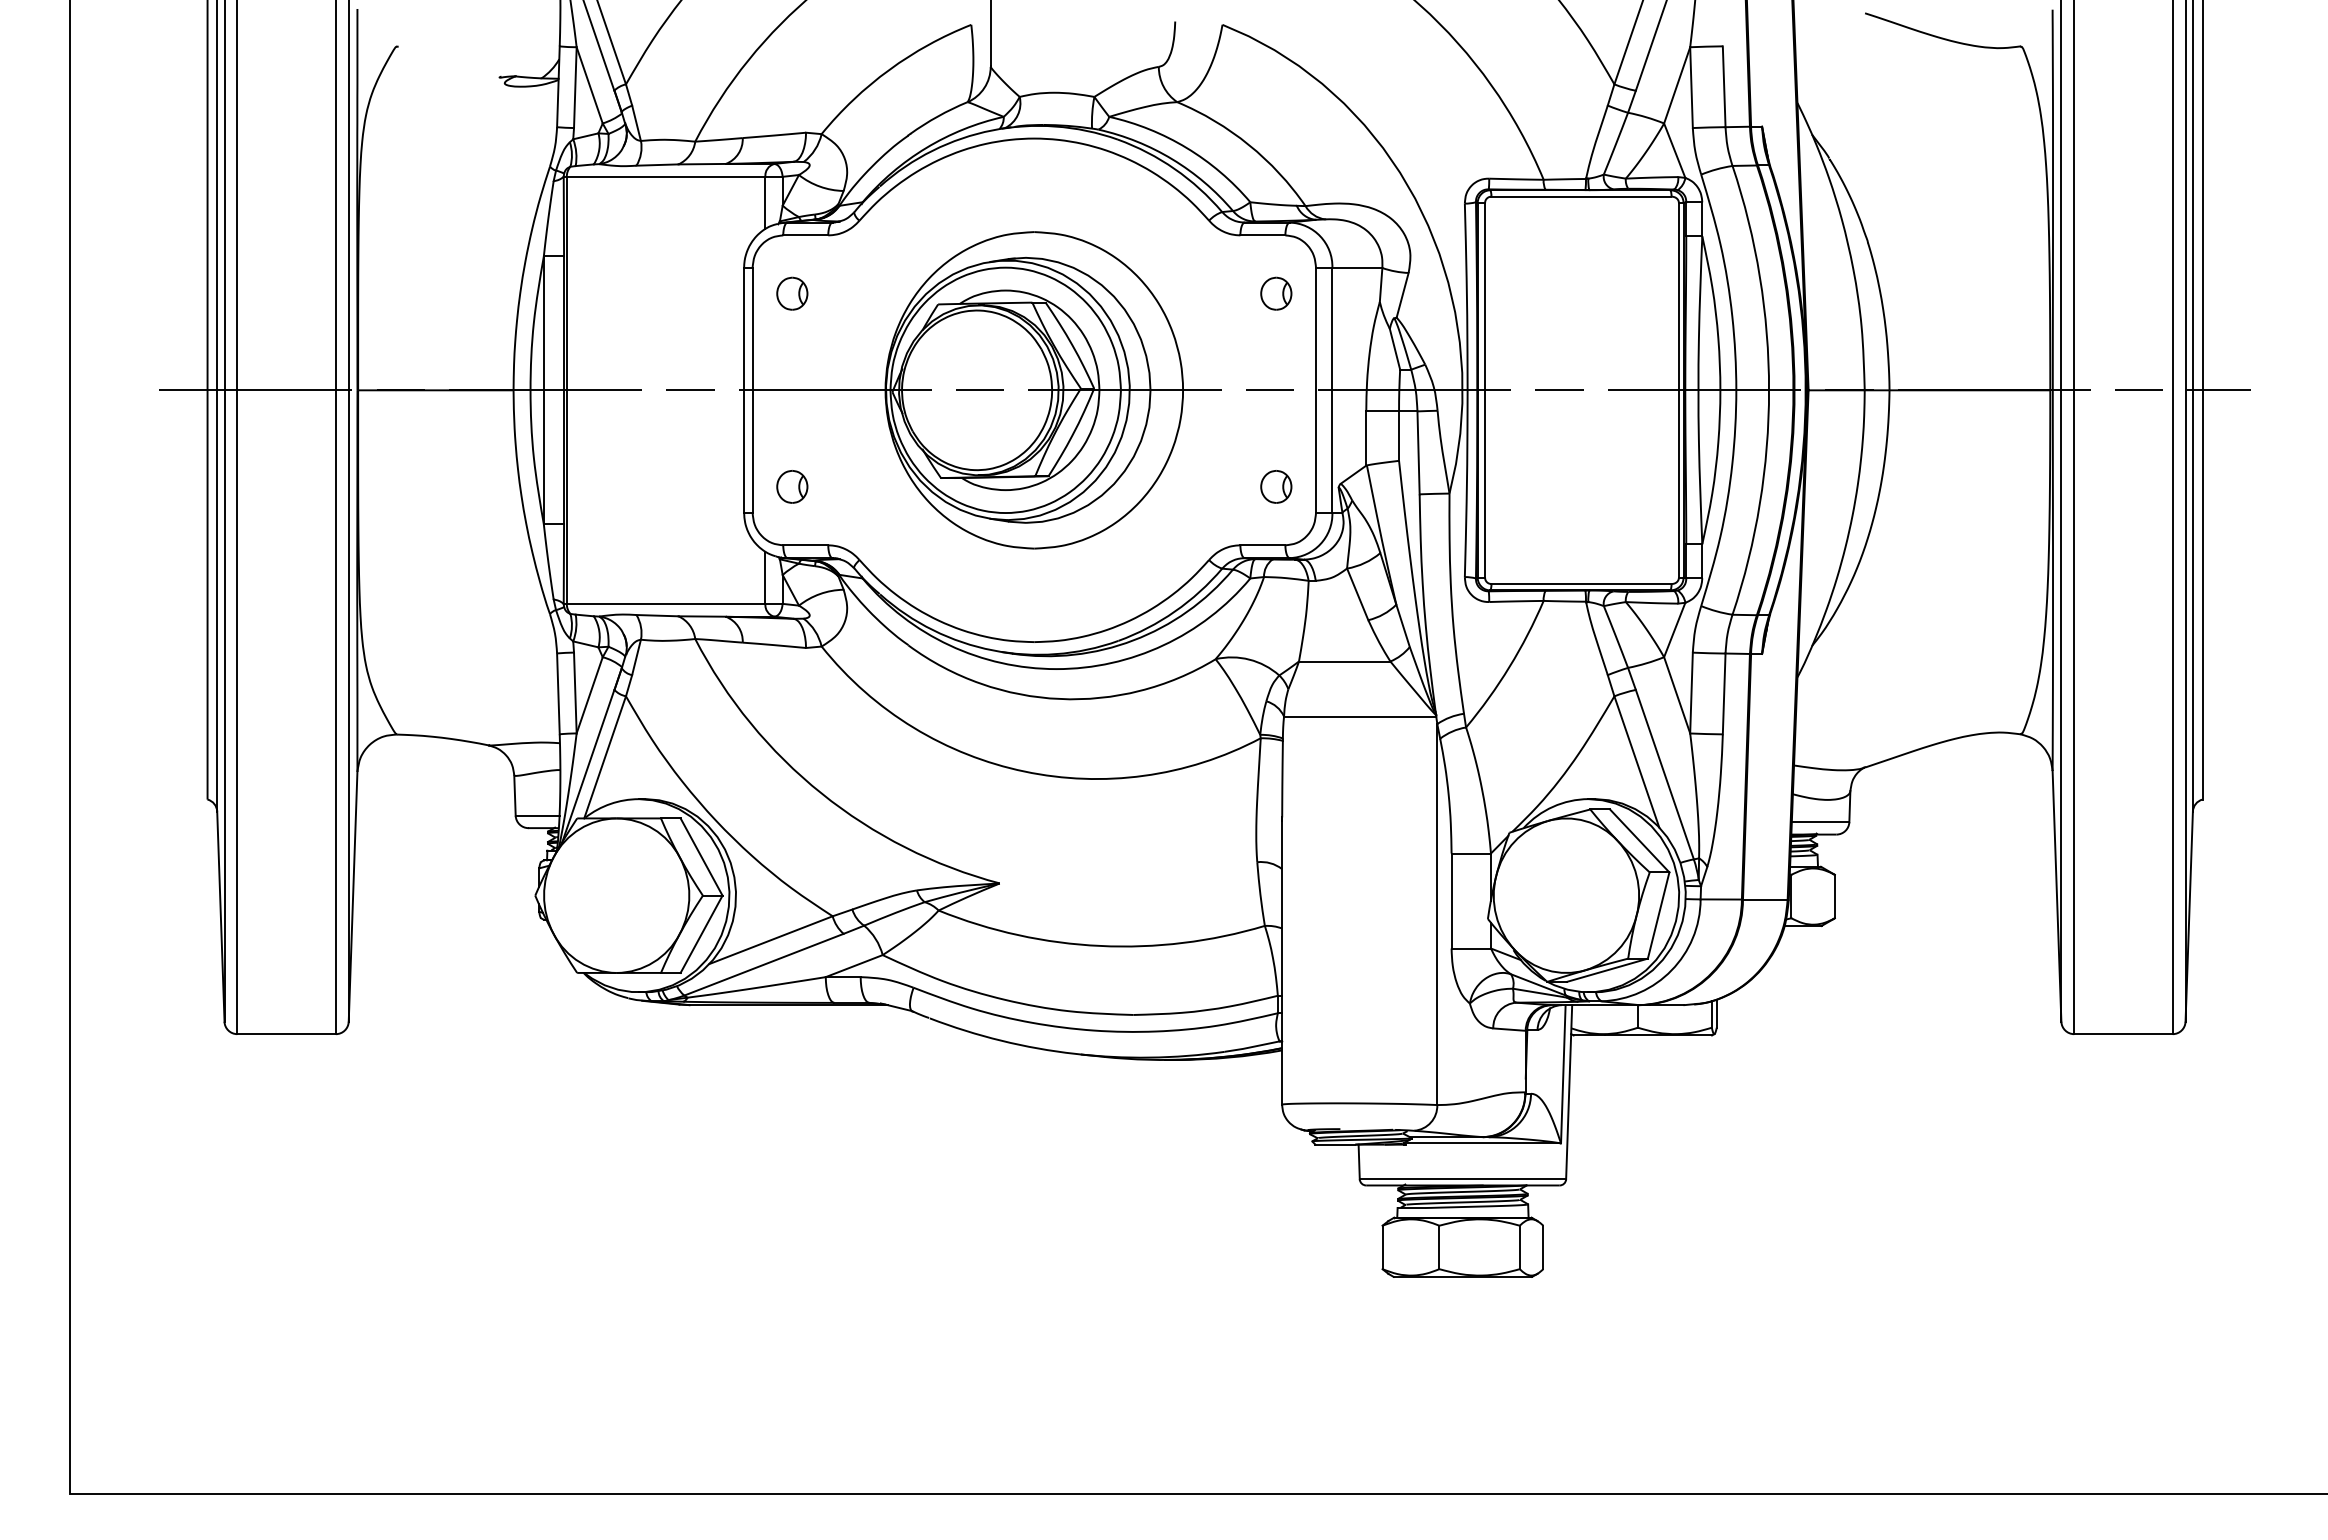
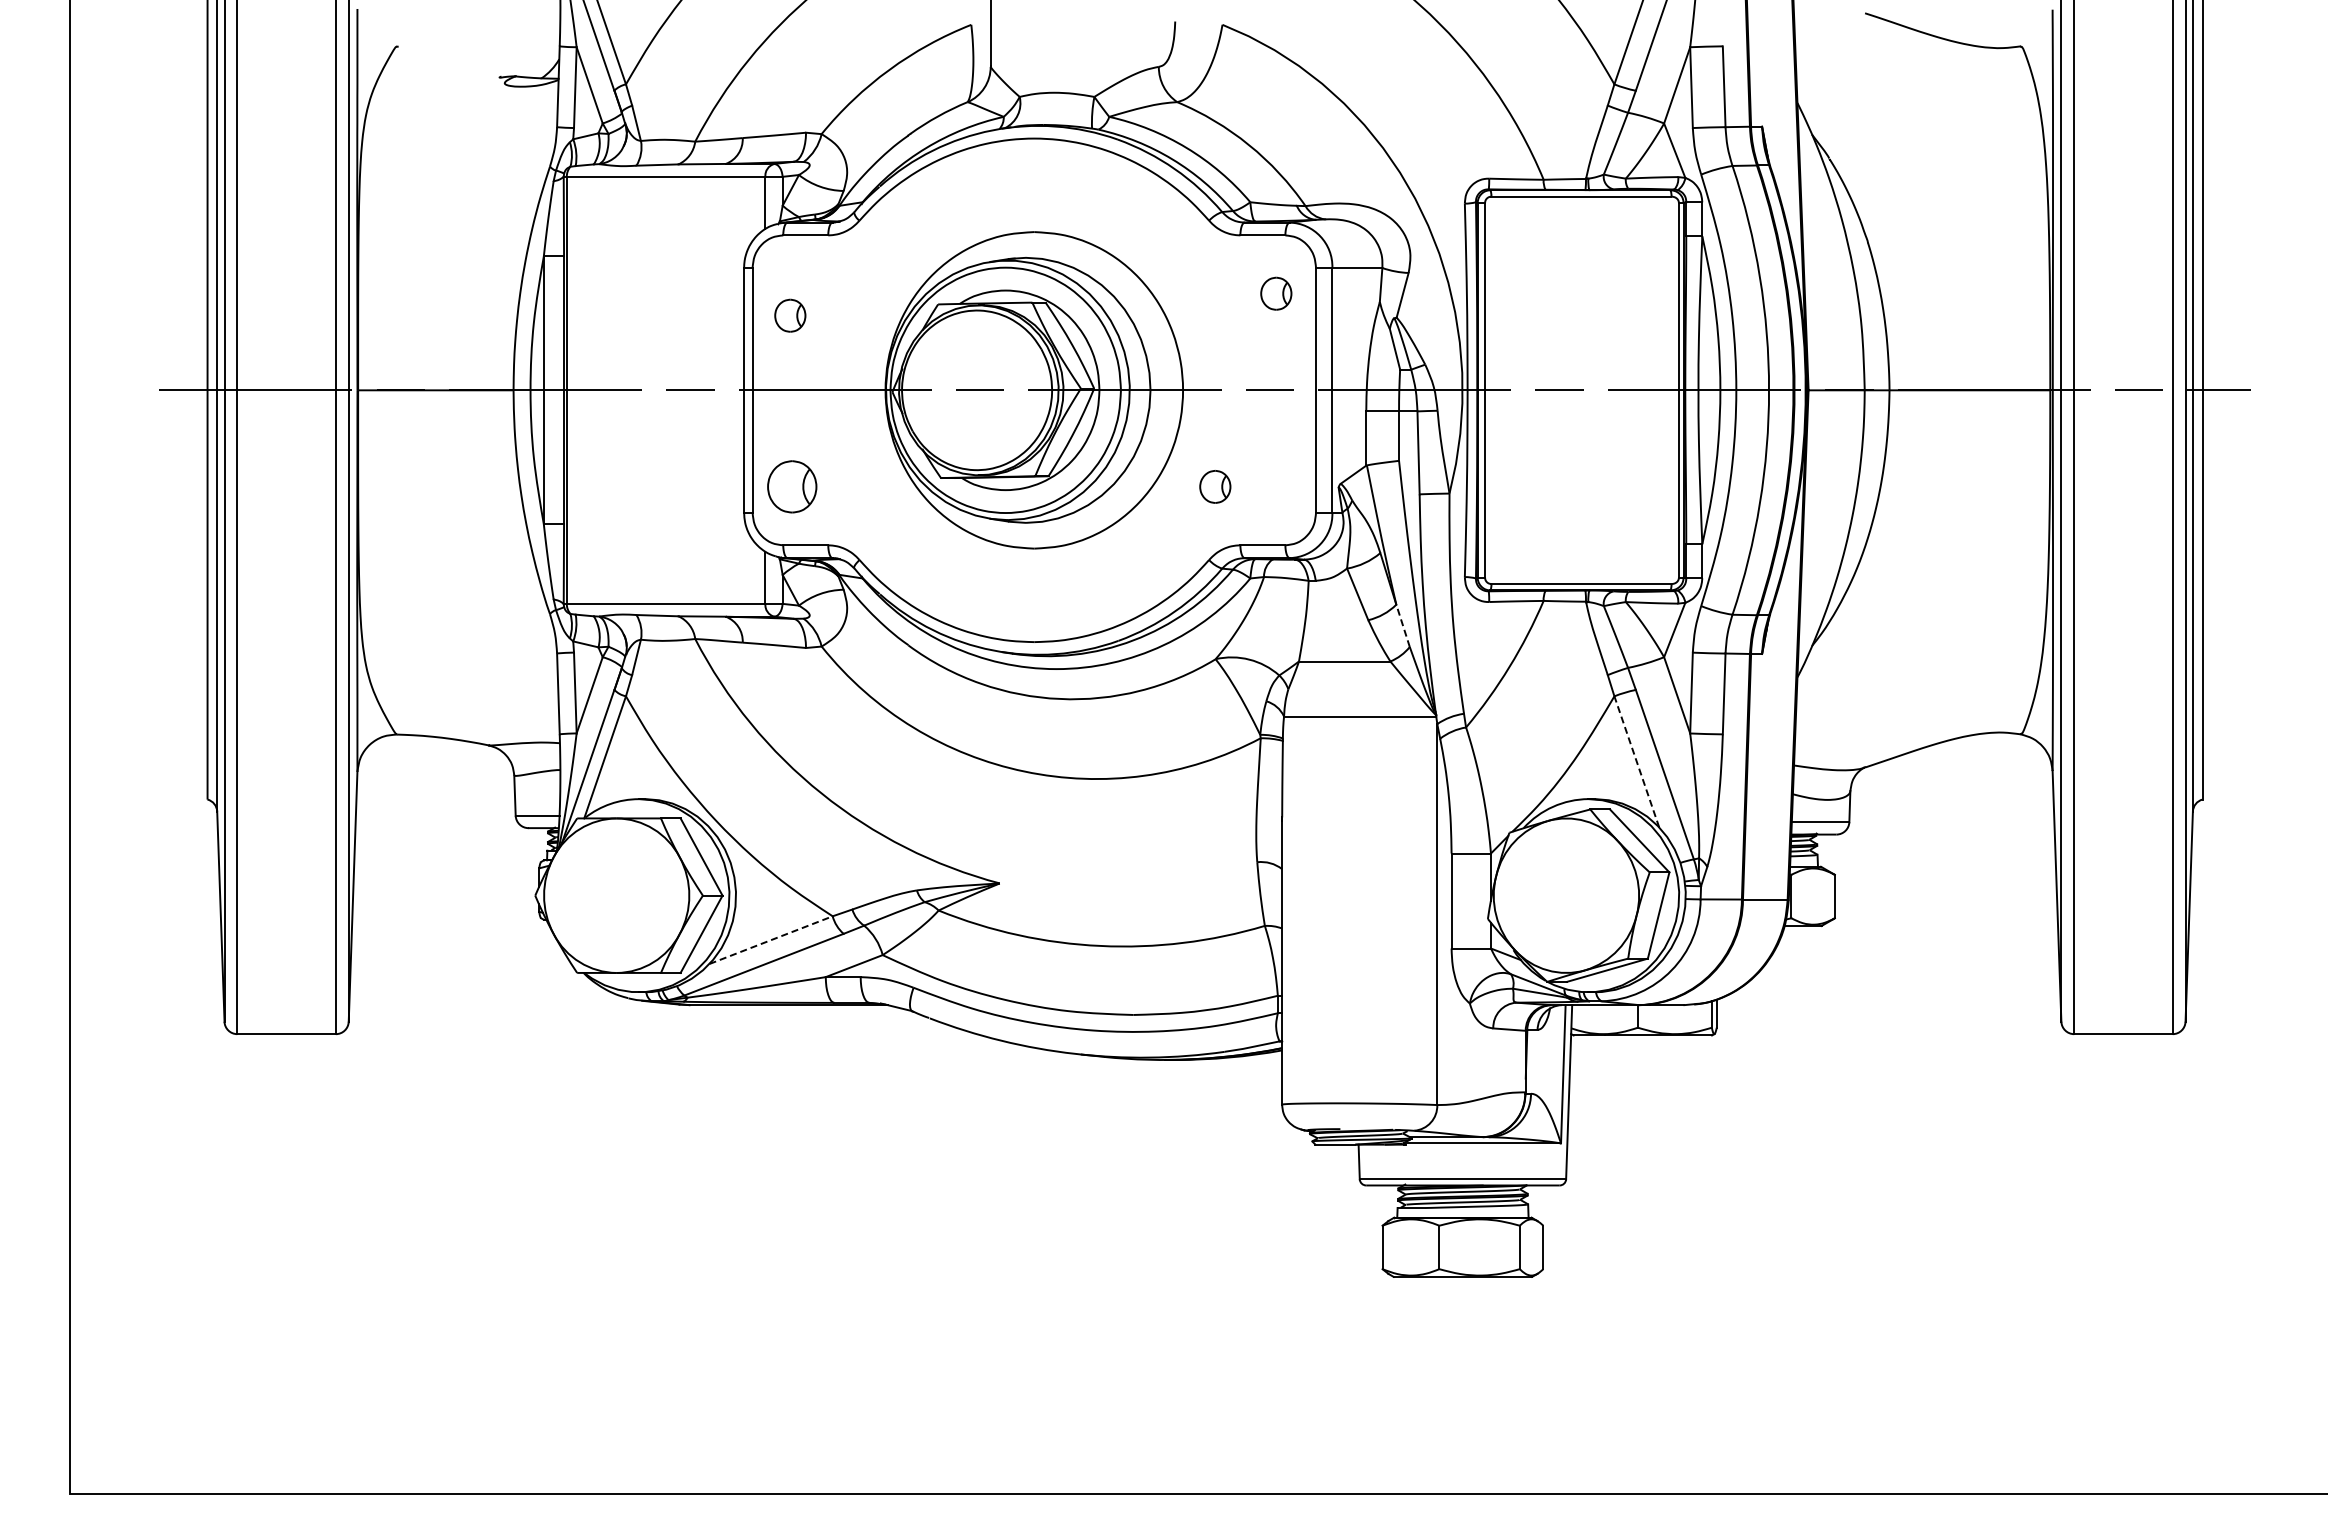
part position: (792, 293) -> (790, 315) (790, 315)
part size: 33x34 px -> 51x54 px (792, 486)
part position: (1276, 486) -> (1215, 486) (1215, 486)
line: solid -> dashed (1402, 625)
line: solid -> dashed (1636, 761)
line: solid -> dashed (771, 939)
